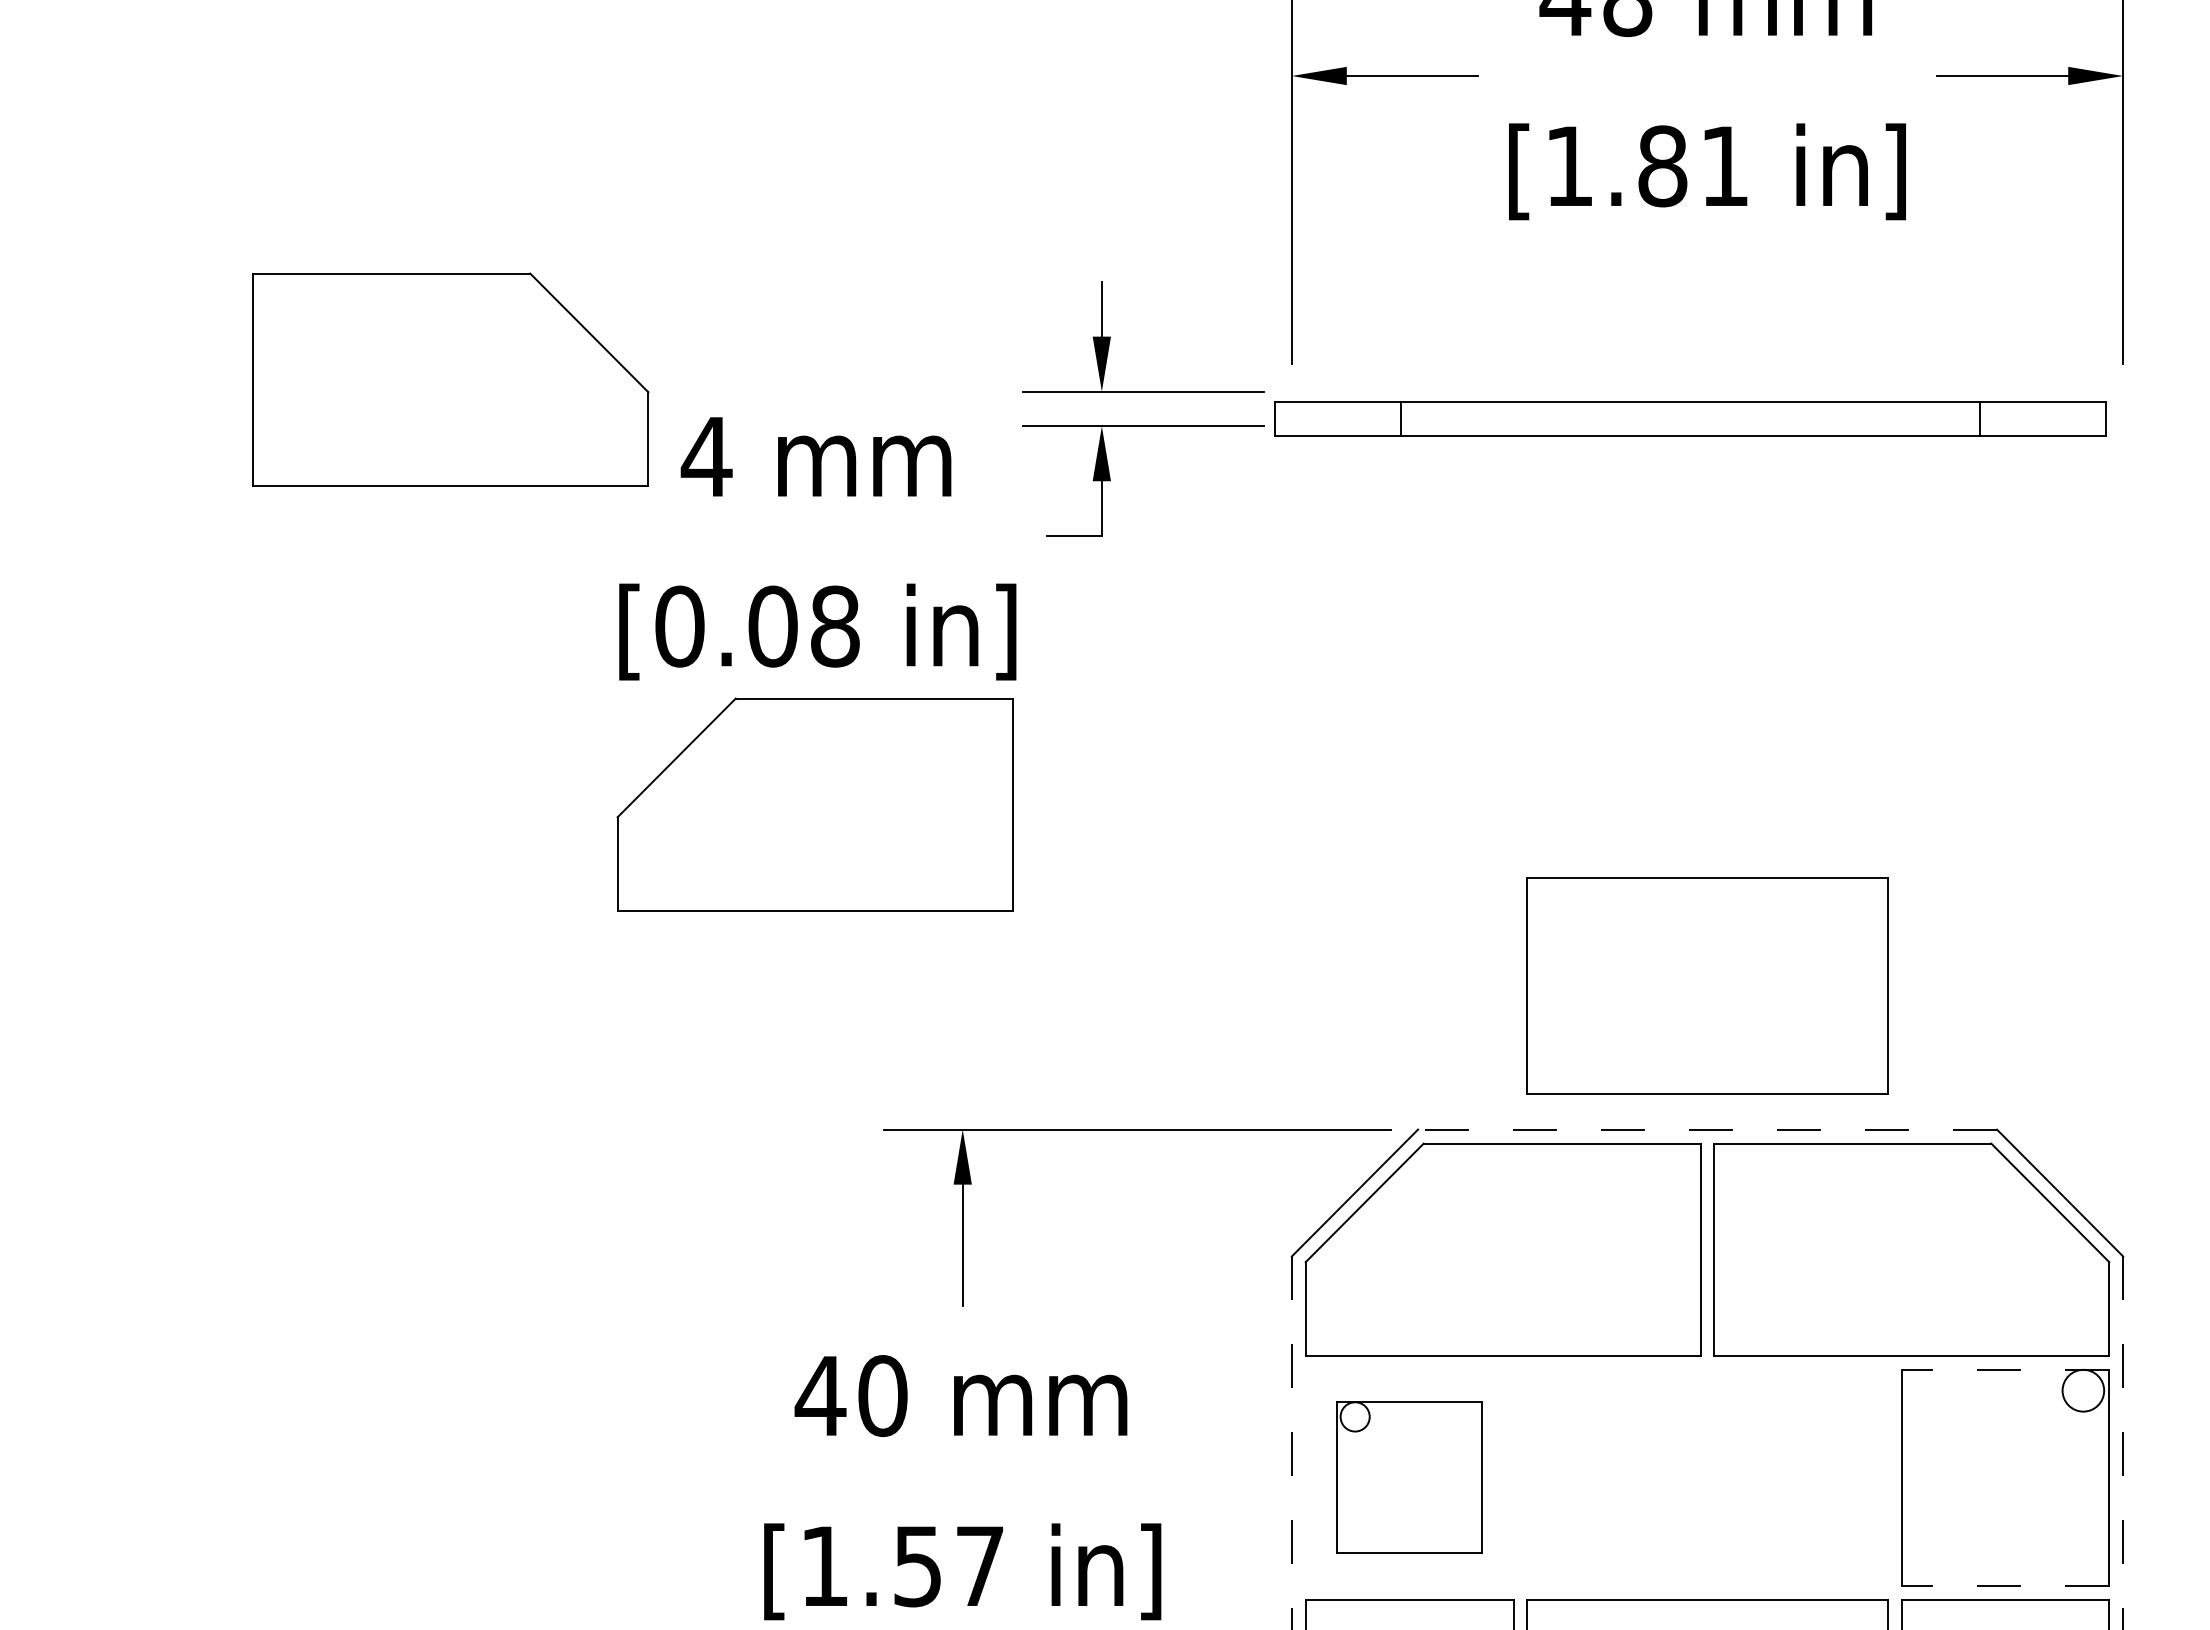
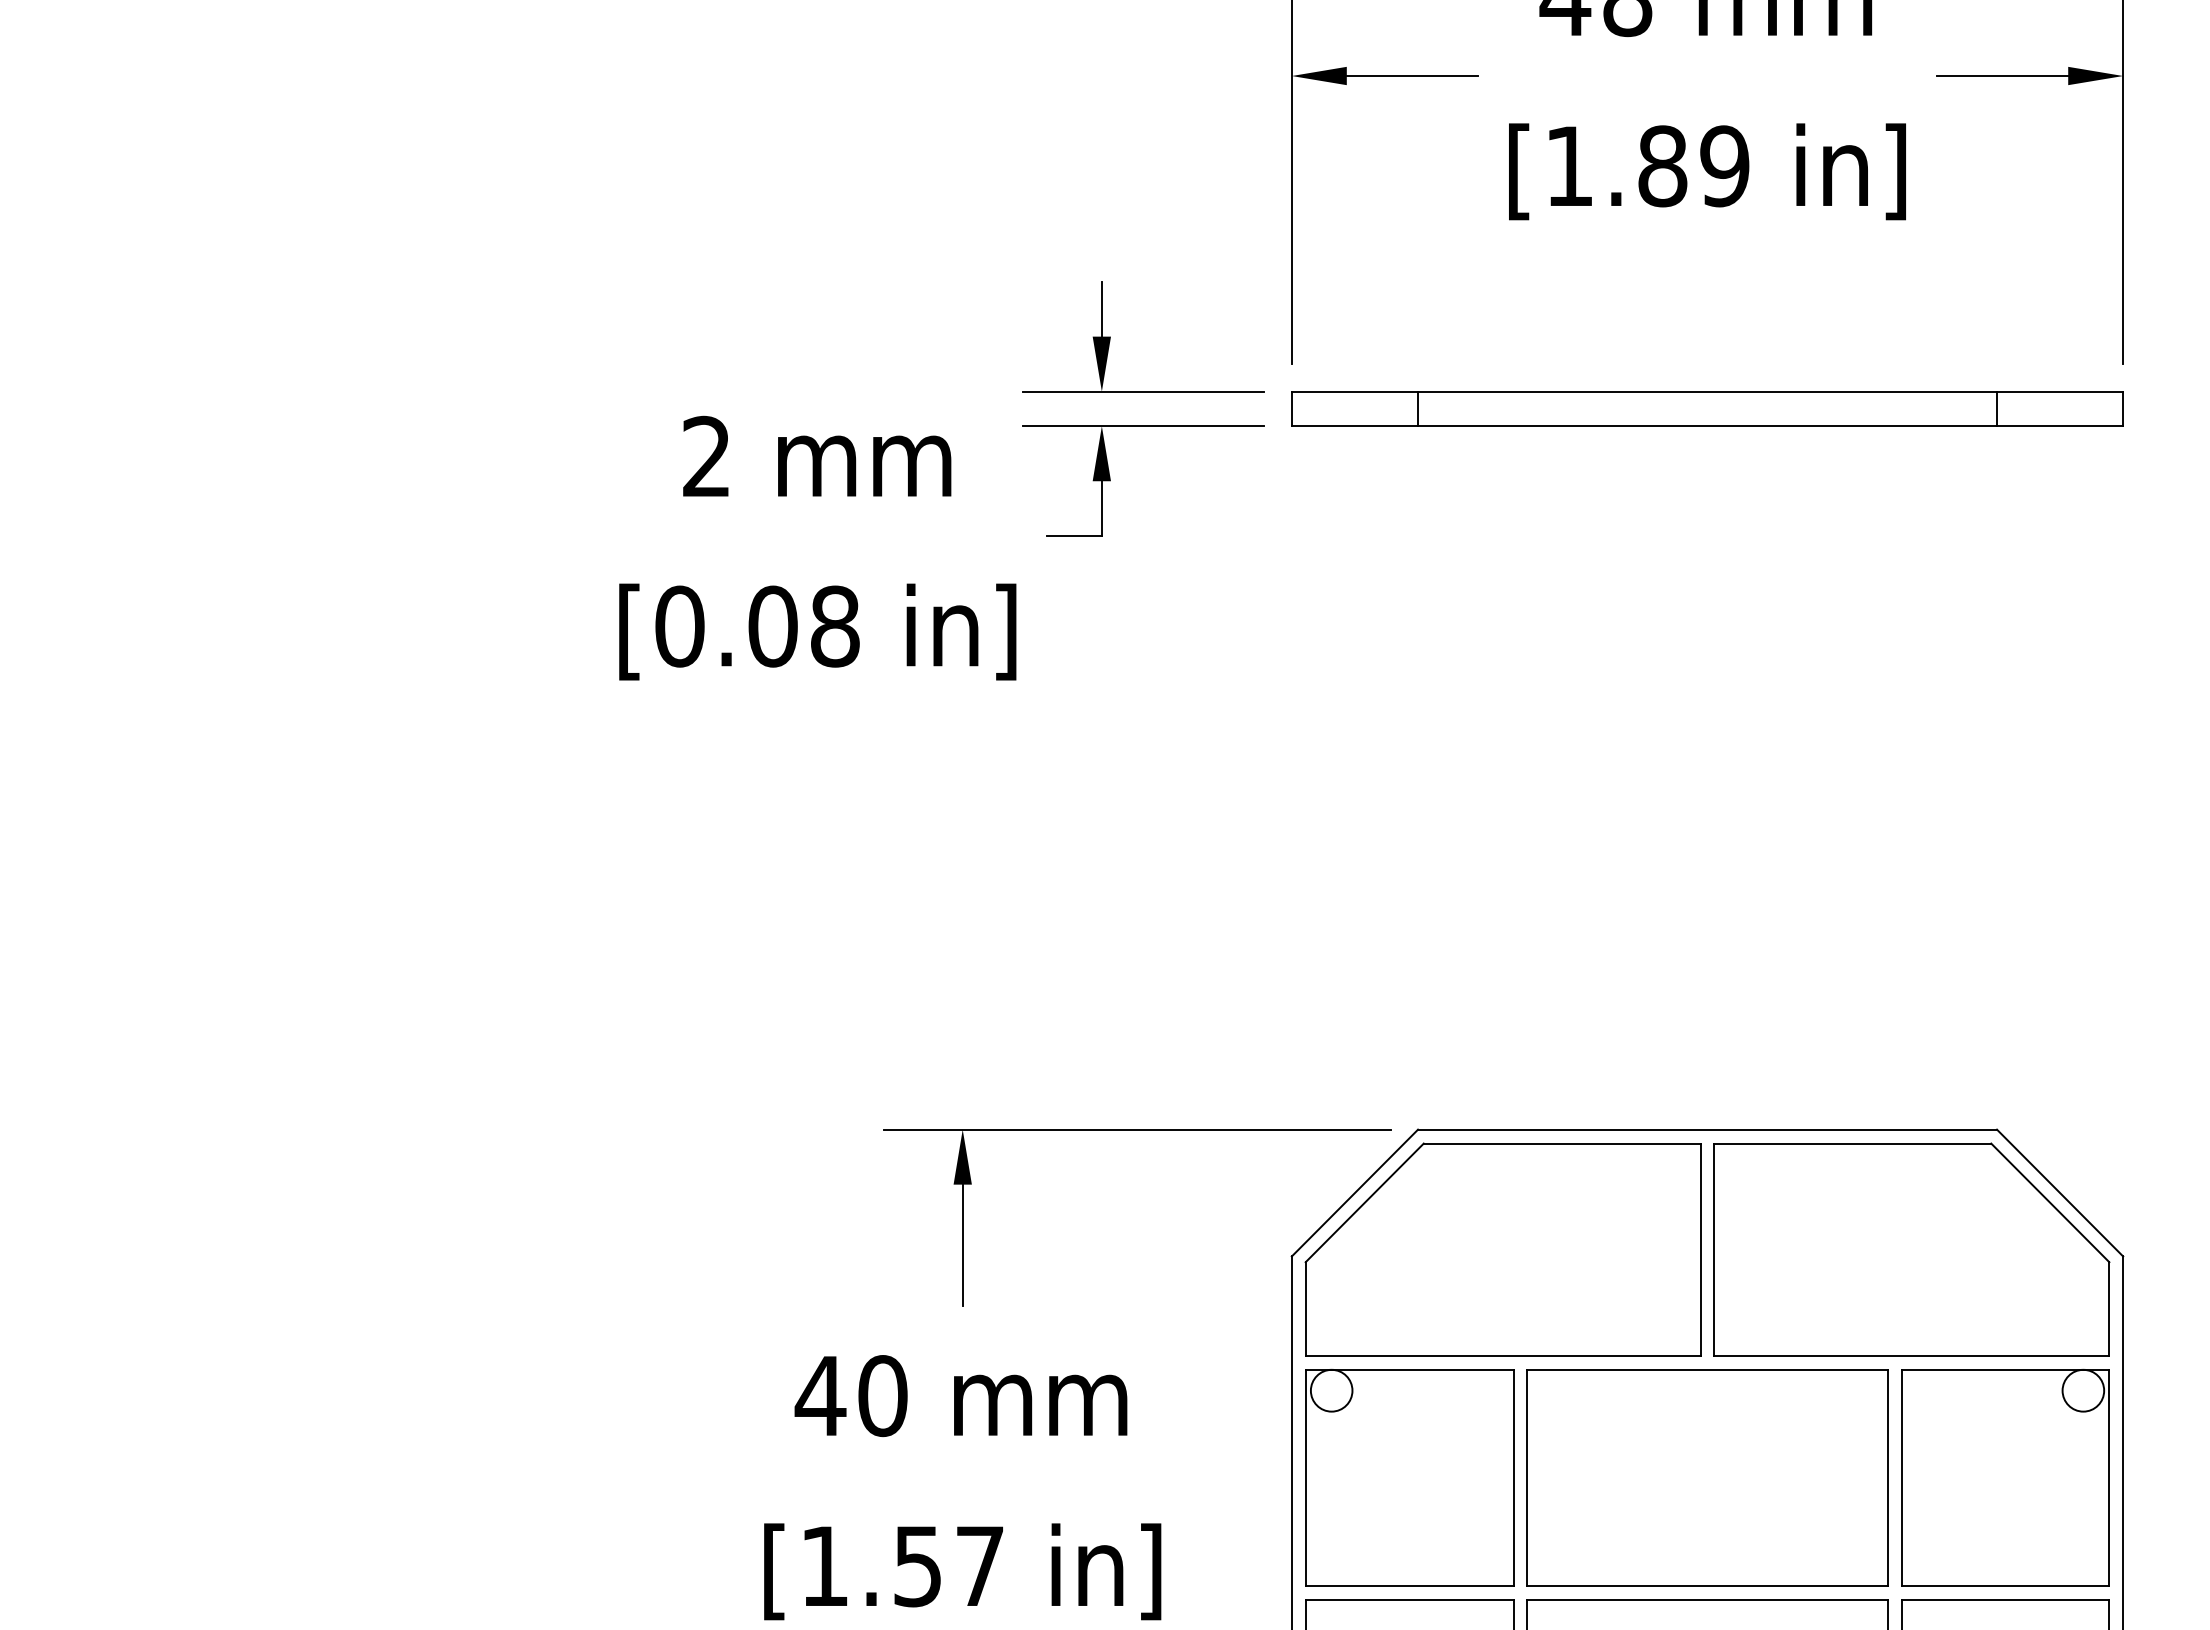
text: [1.81 -> [1.89 (1724, 166)
part: present -> none (450, 379)
part position: (1690, 418) -> (1707, 408) (1707, 408)
text: 4 -> 2 (706, 455)
part: present -> none (814, 804)
part position: (1707, 985) -> (1707, 1477) (1707, 1477)
line: dashed -> solid (1707, 1129)
line: dashed -> solid (2005, 1369)
line: dashed -> solid (1291, 1443)
line: dashed -> solid (2123, 1443)
part size: 147x153 px -> 210x218 px (1409, 1477)
line: dashed -> solid (2005, 1585)
